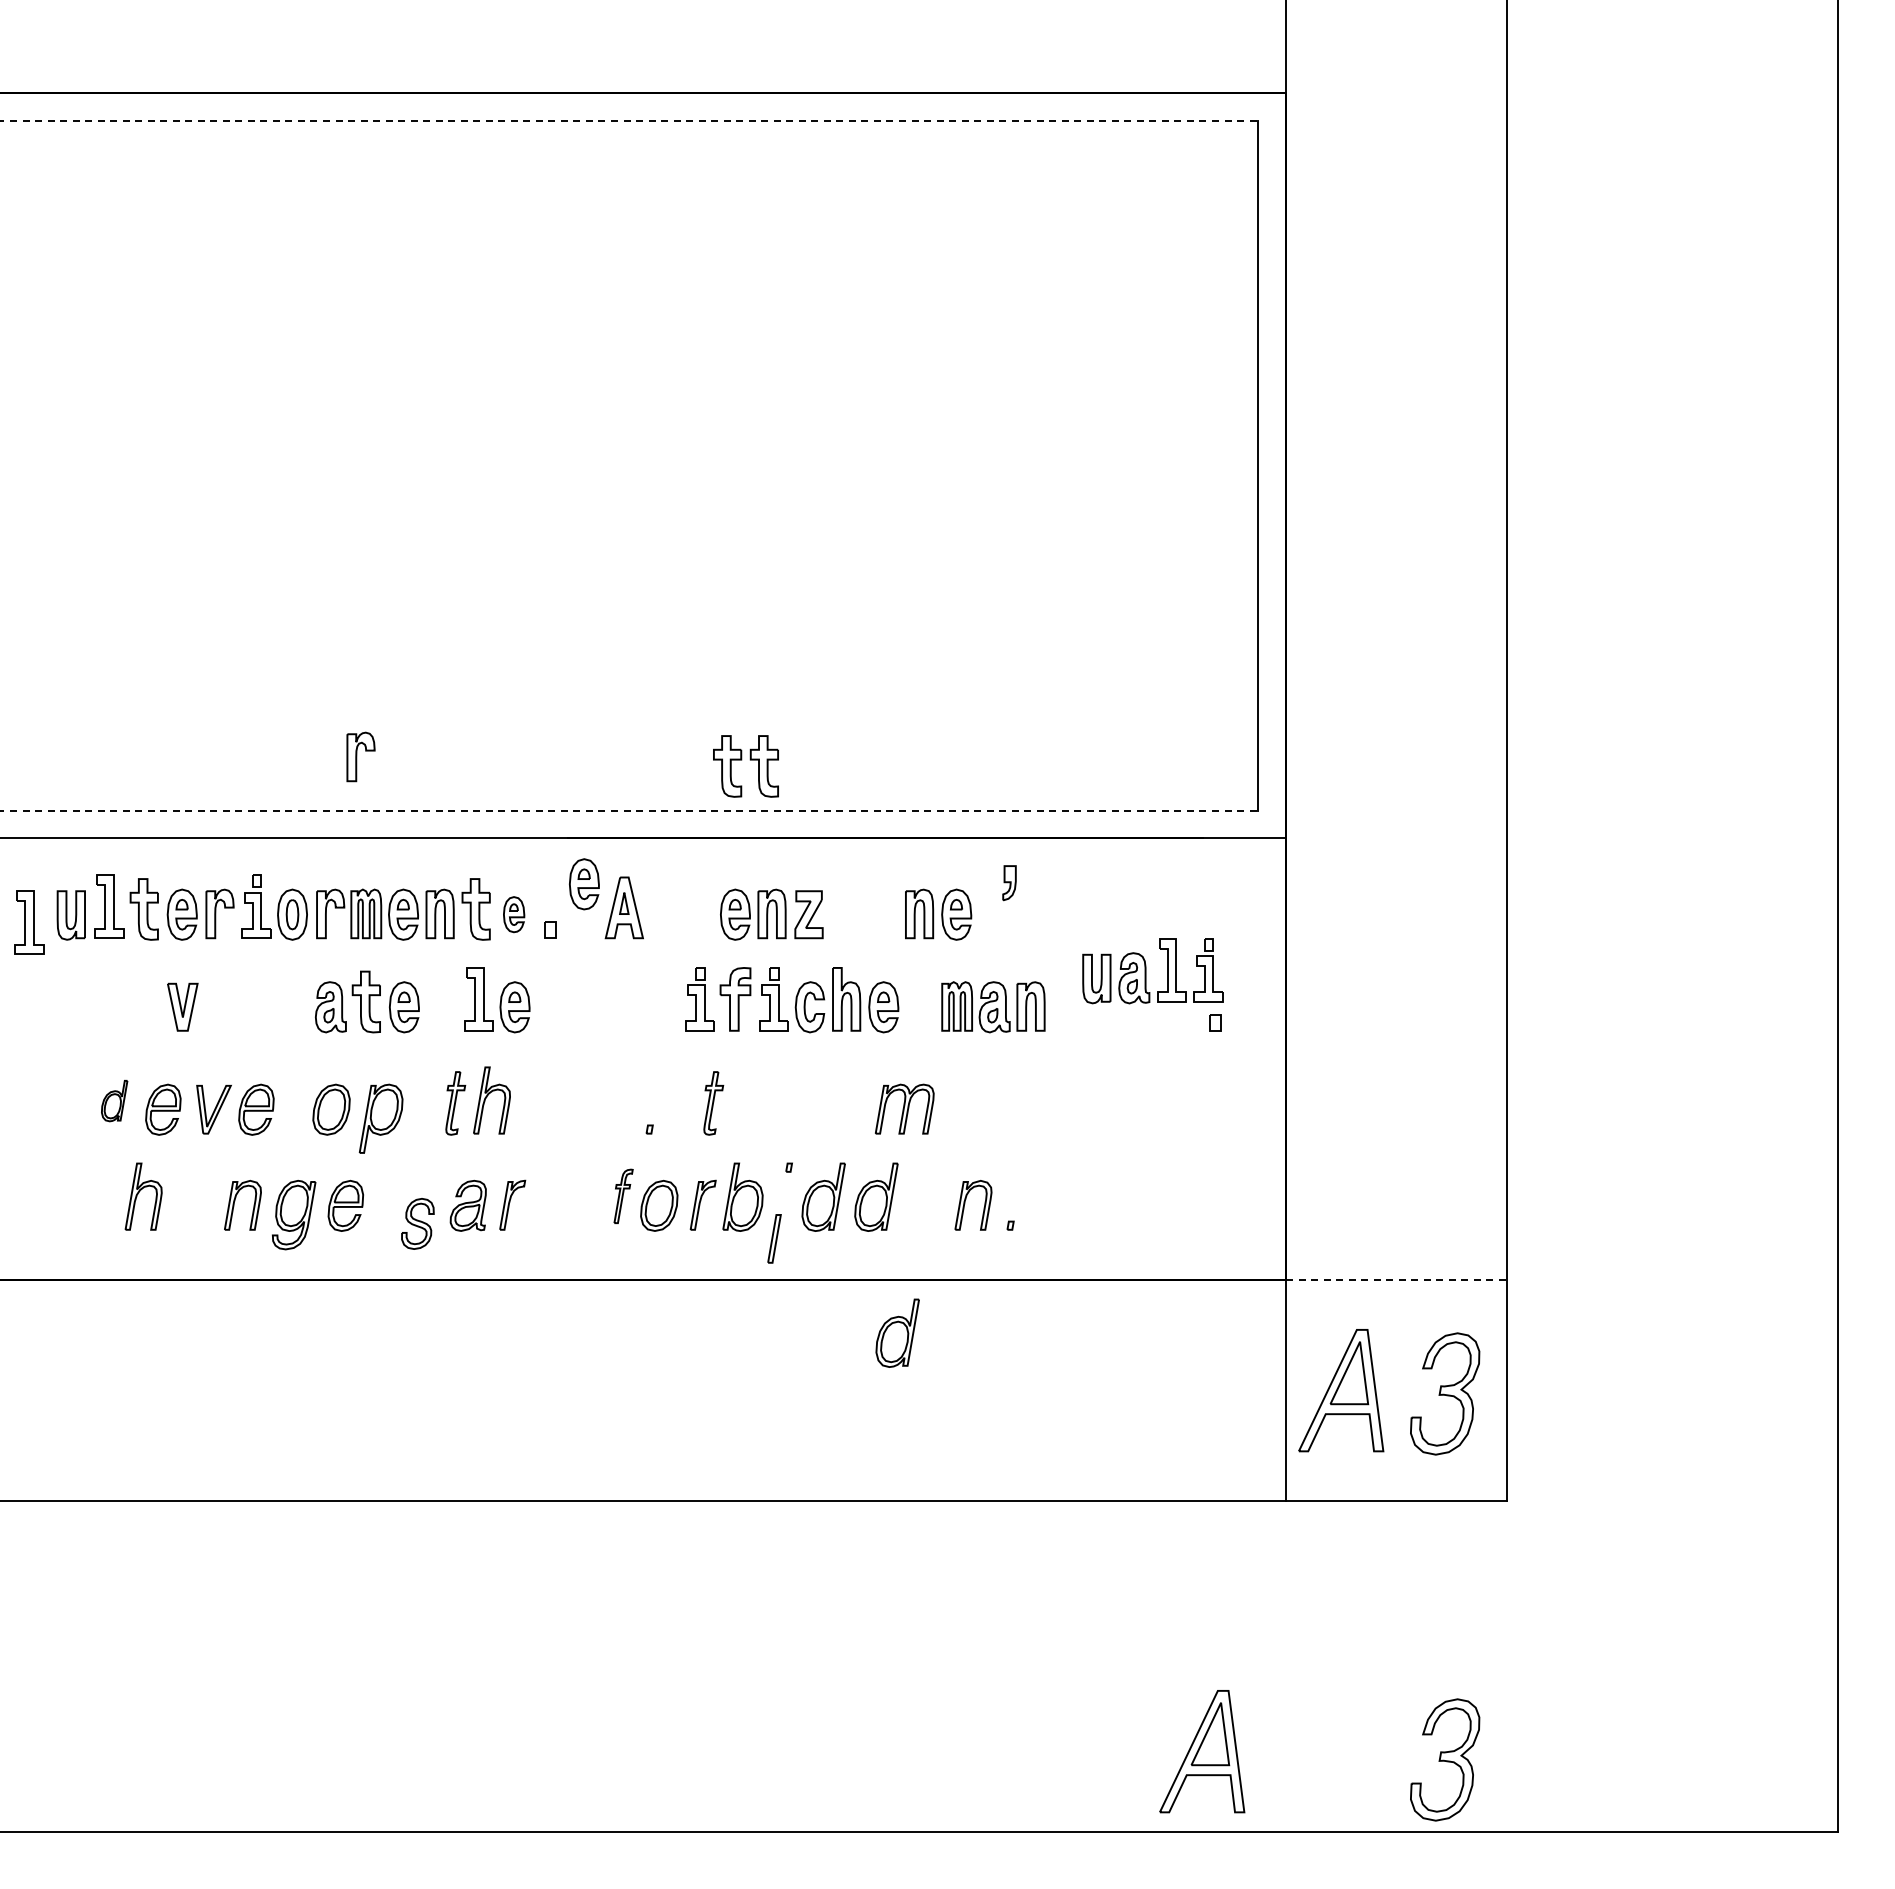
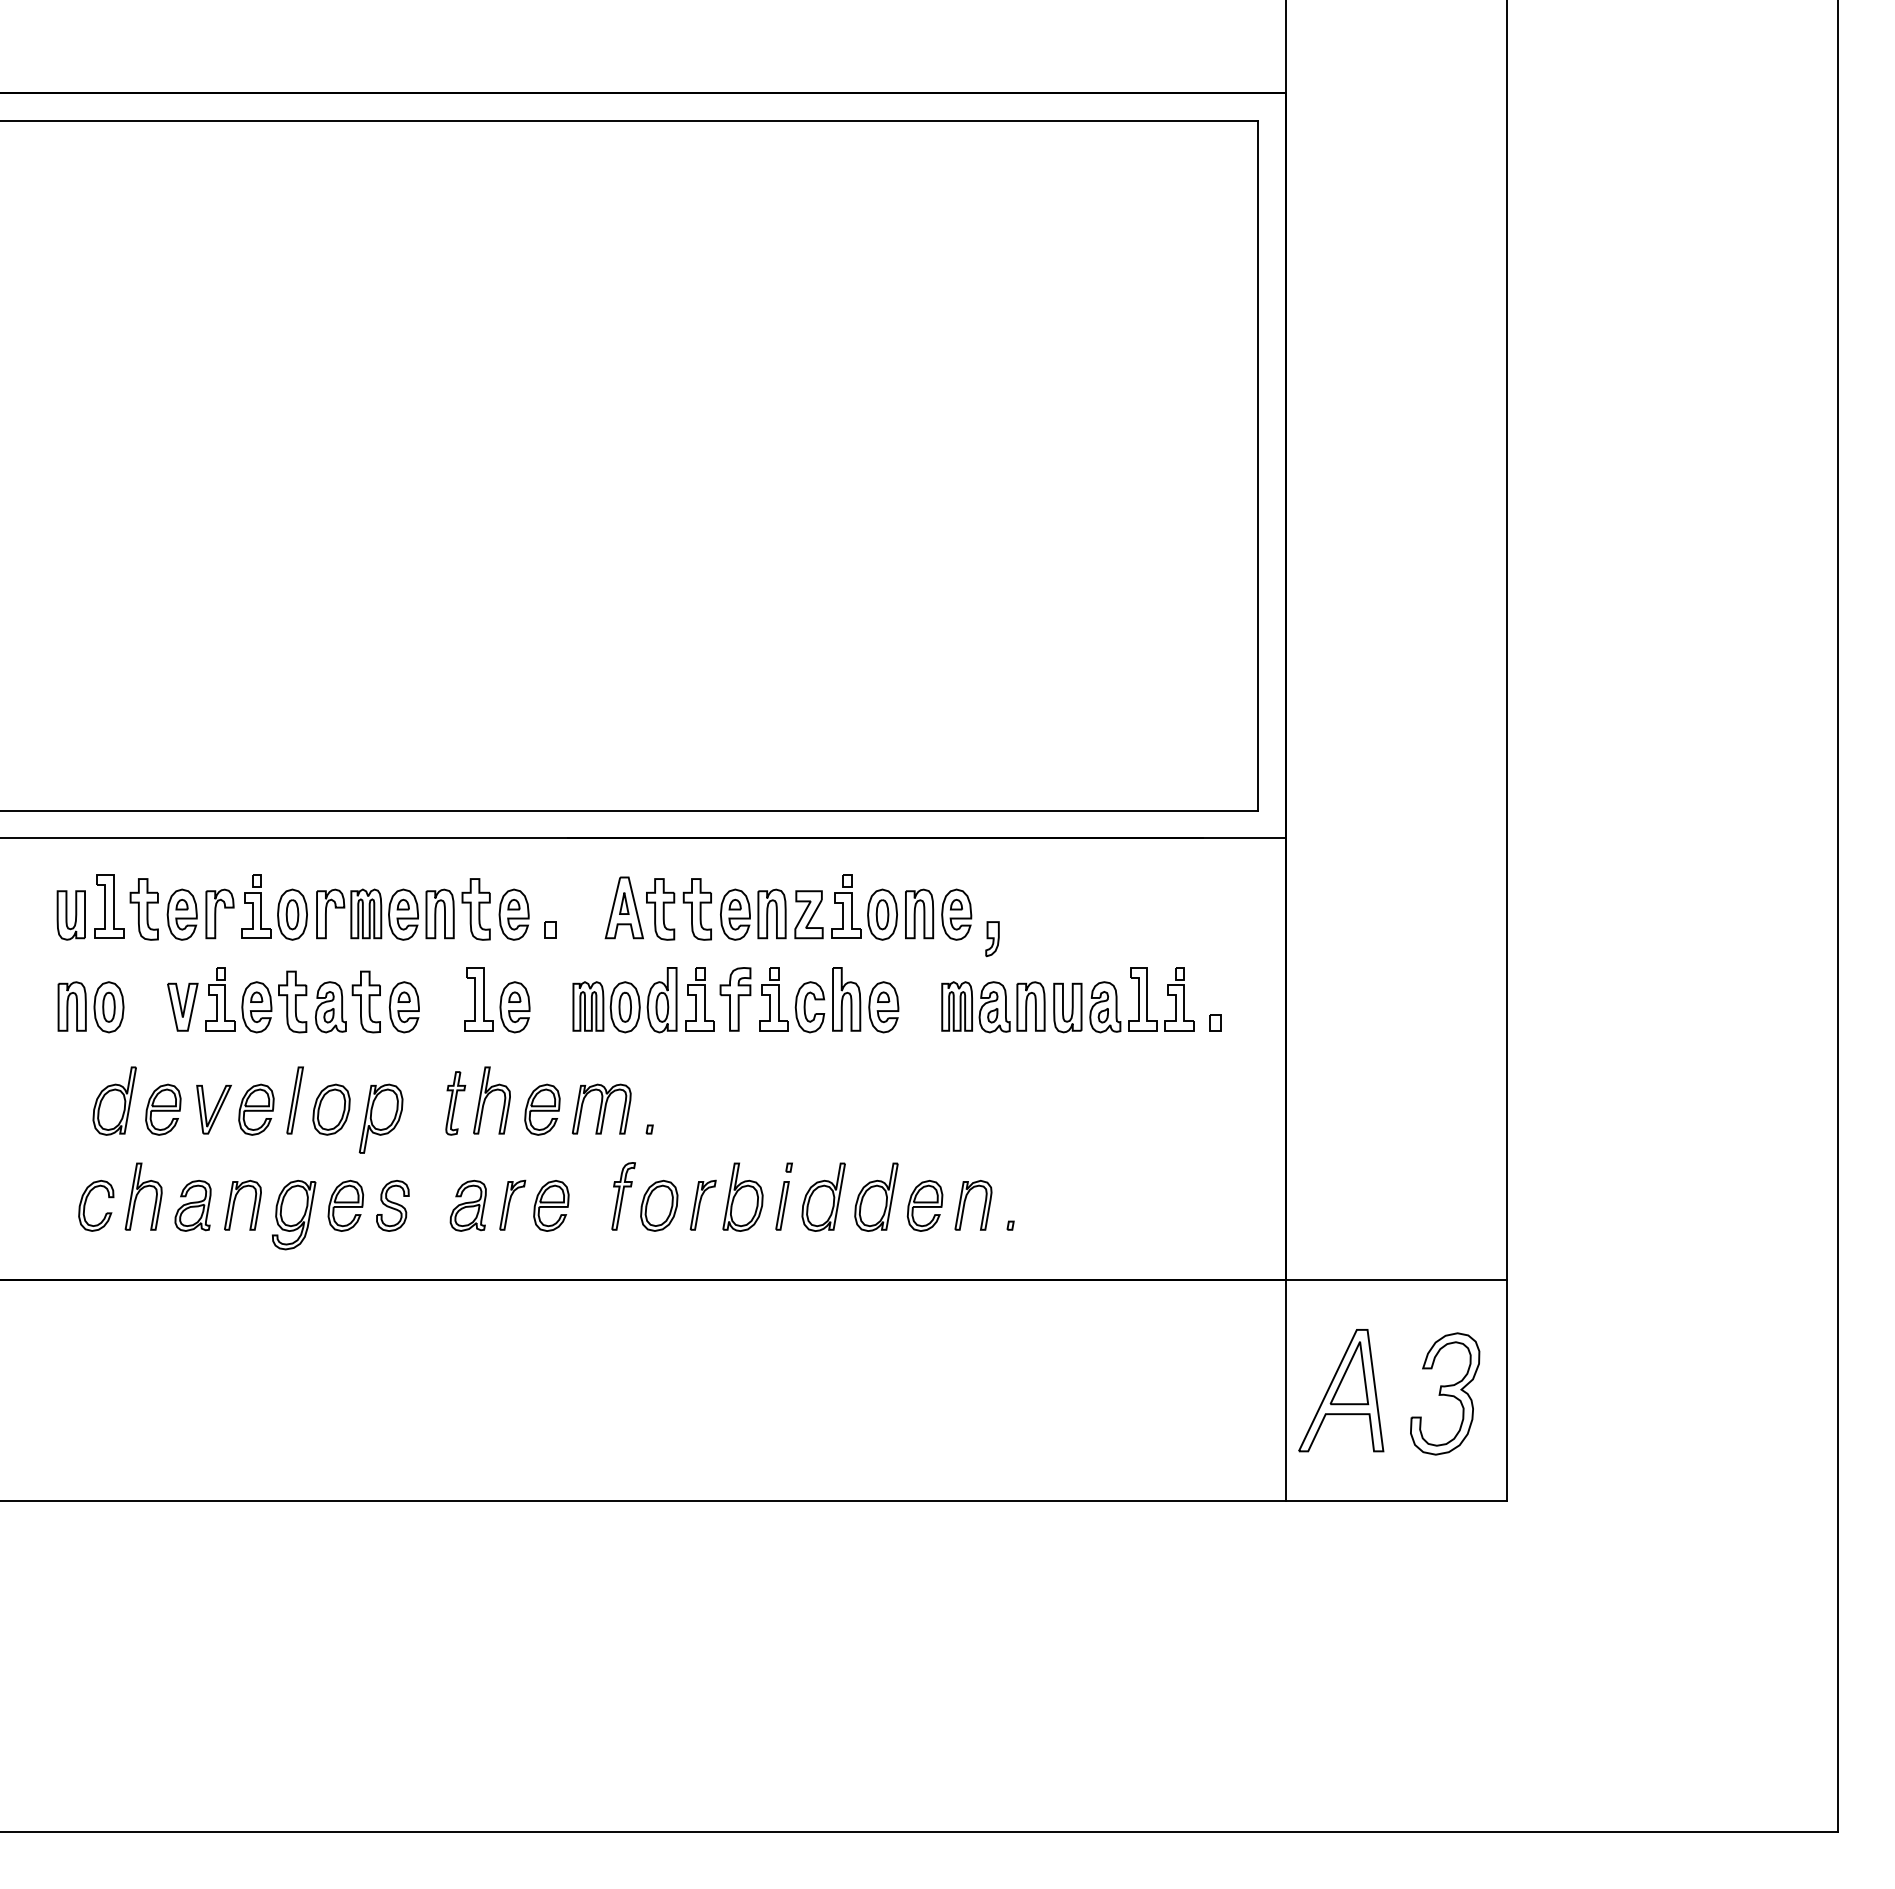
line: dashed -> solid (629, 120)
part: present -> none (360, 756)
part position: (741, 760) -> (674, 903) (674, 903)
line: dashed -> solid (629, 810)
part position: (1009, 883) -> (992, 939) (992, 939)
part: present -> none (584, 884)
part: none -> present (864, 907)
part size: 23x38 px -> 32x53 px (513, 914)
part: present -> none (29, 922)
part position: (1152, 971) -> (1123, 1000) (1123, 1000)
part: none -> present (256, 1000)
part: none -> present (624, 1000)
part: none -> present (90, 1007)
part: none -> present (294, 1100)
part size: 28x43 px -> 45x70 px (114, 1100)
part: present -> none (713, 1103)
part position: (904, 1108) -> (601, 1108) (601, 1108)
part: none -> present (542, 1109)
part size: 21x56 px -> 25x69 px (623, 1196)
part: none -> present (86, 1202)
part: none -> present (192, 1205)
part: none -> present (551, 1205)
part: none -> present (924, 1205)
part position: (417, 1223) -> (392, 1205) (392, 1205)
part position: (774, 1238) -> (782, 1205) (782, 1205)
line: dashed -> solid (1396, 1280)
part: present -> none (897, 1332)
part: present -> none (1202, 1751)
part: present -> none (1445, 1759)
